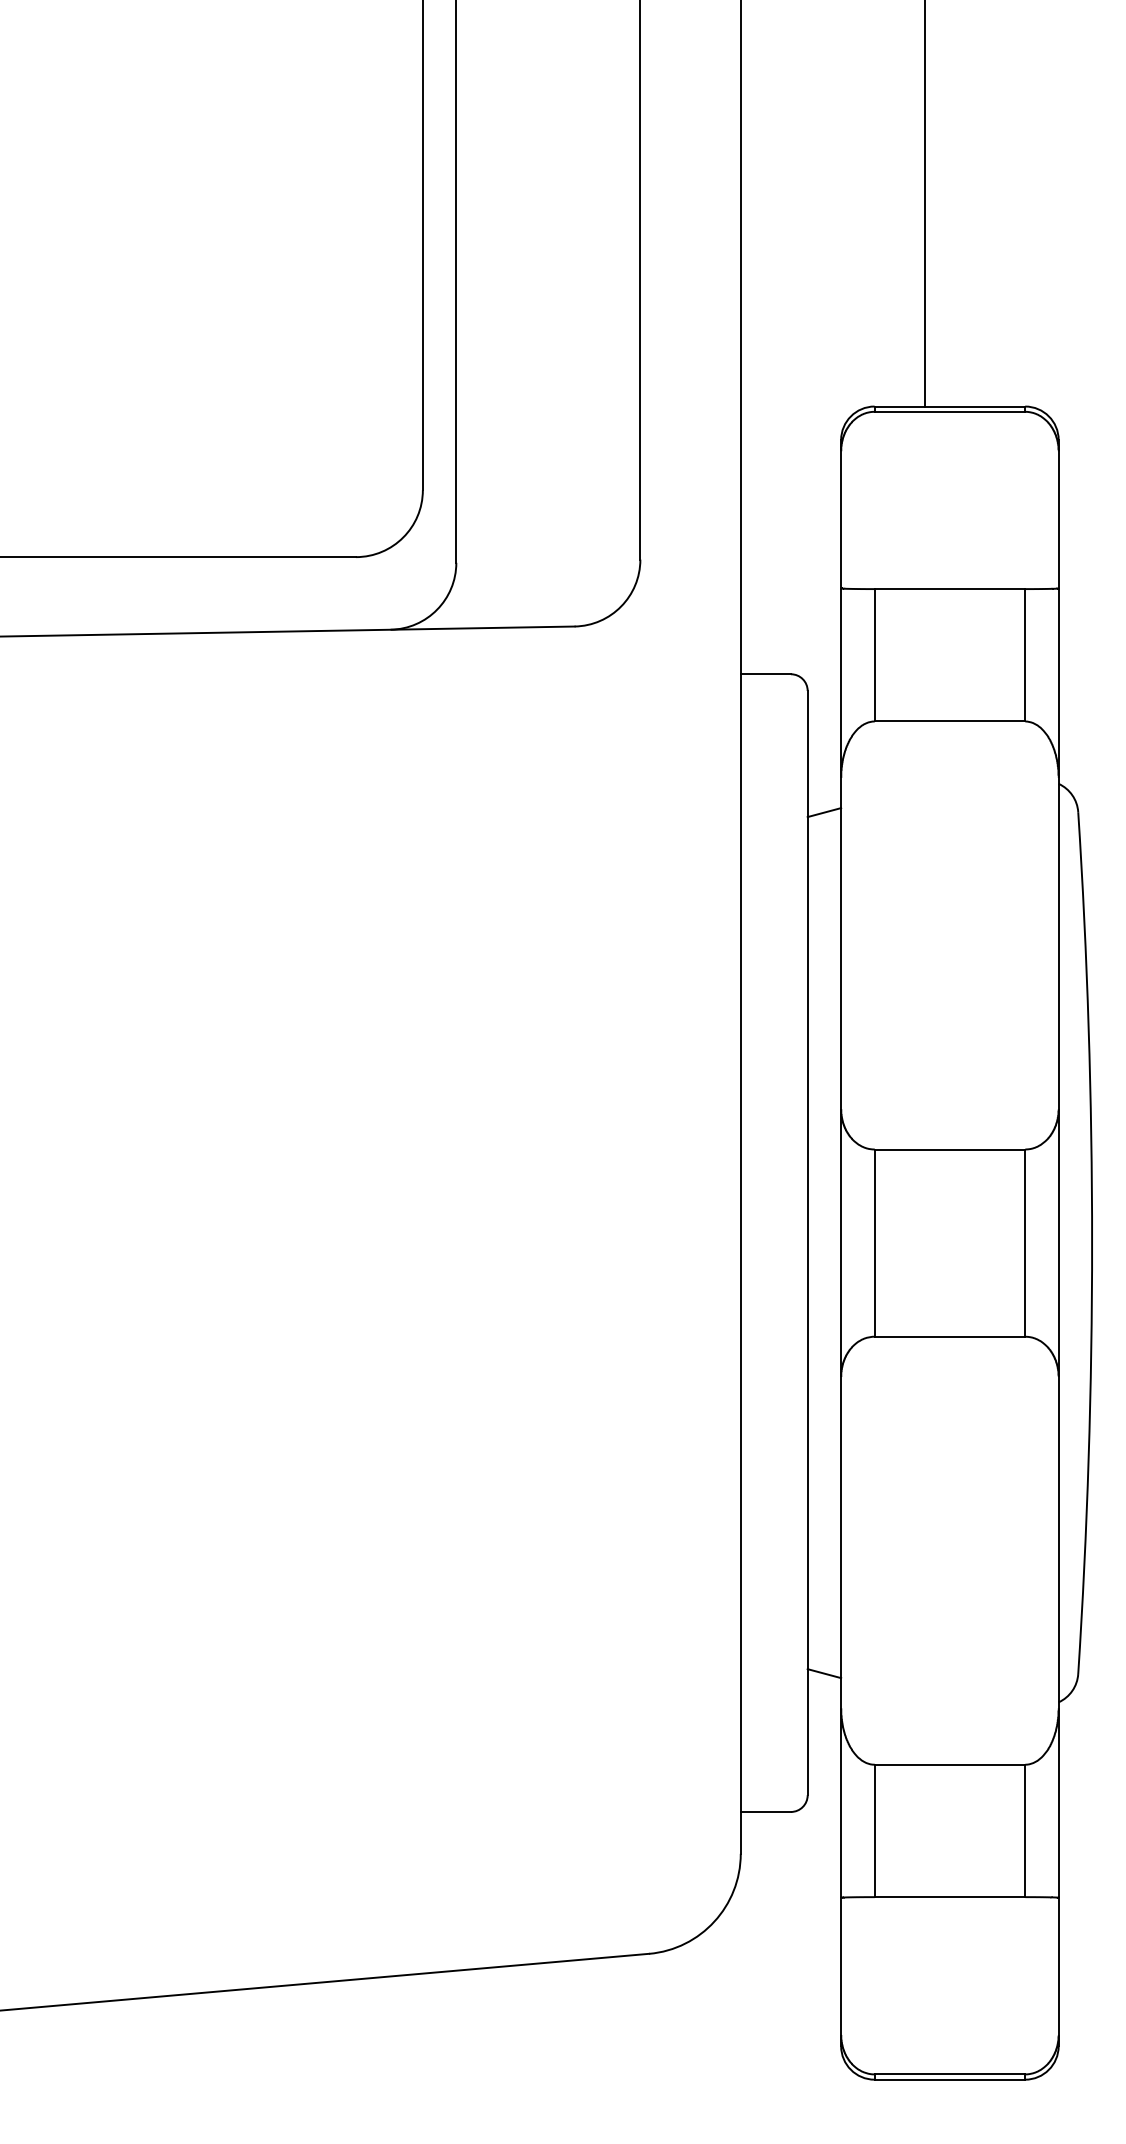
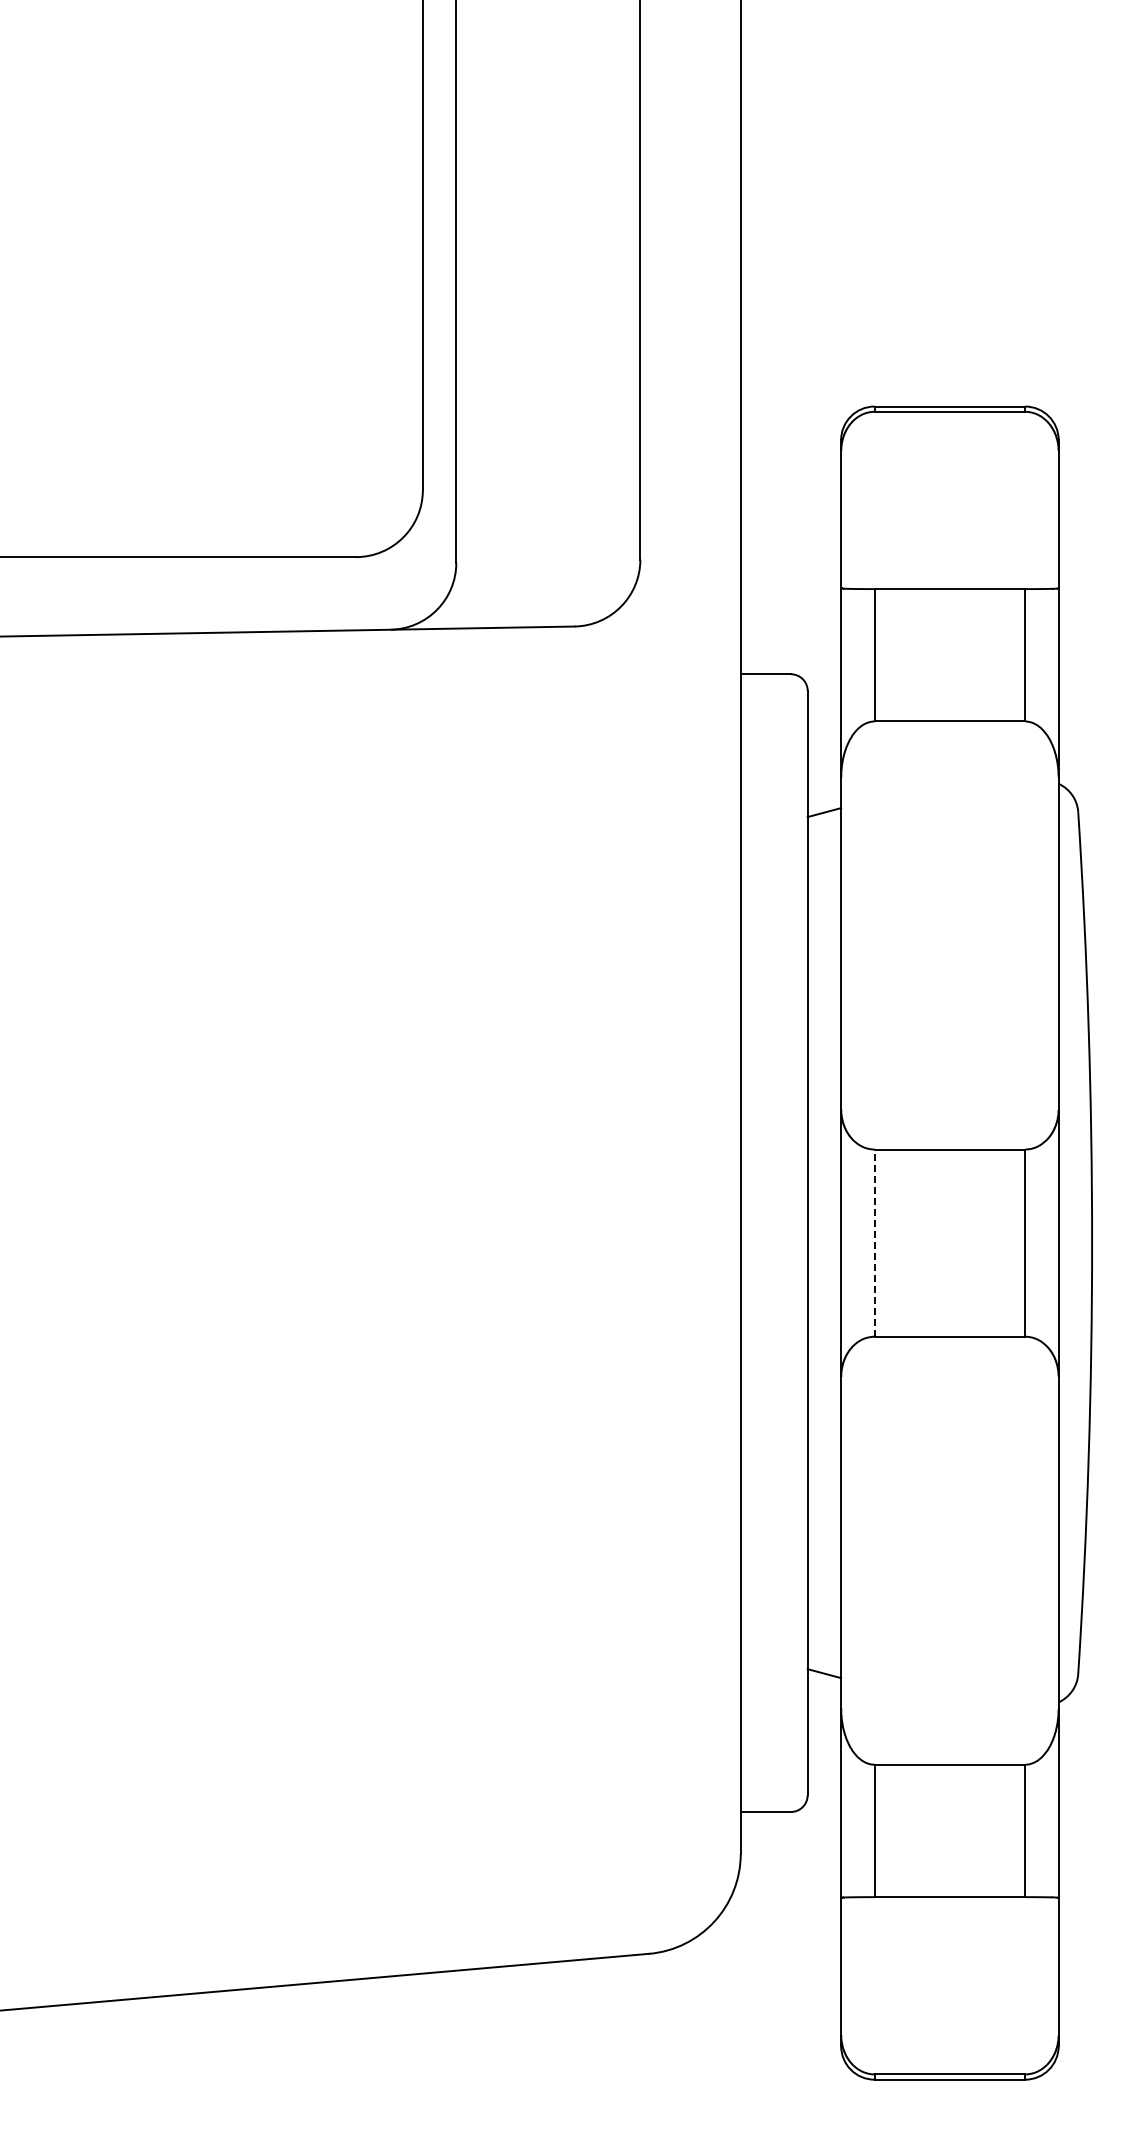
line: present -> none (924, 204)
line: solid -> dashed (874, 1243)
